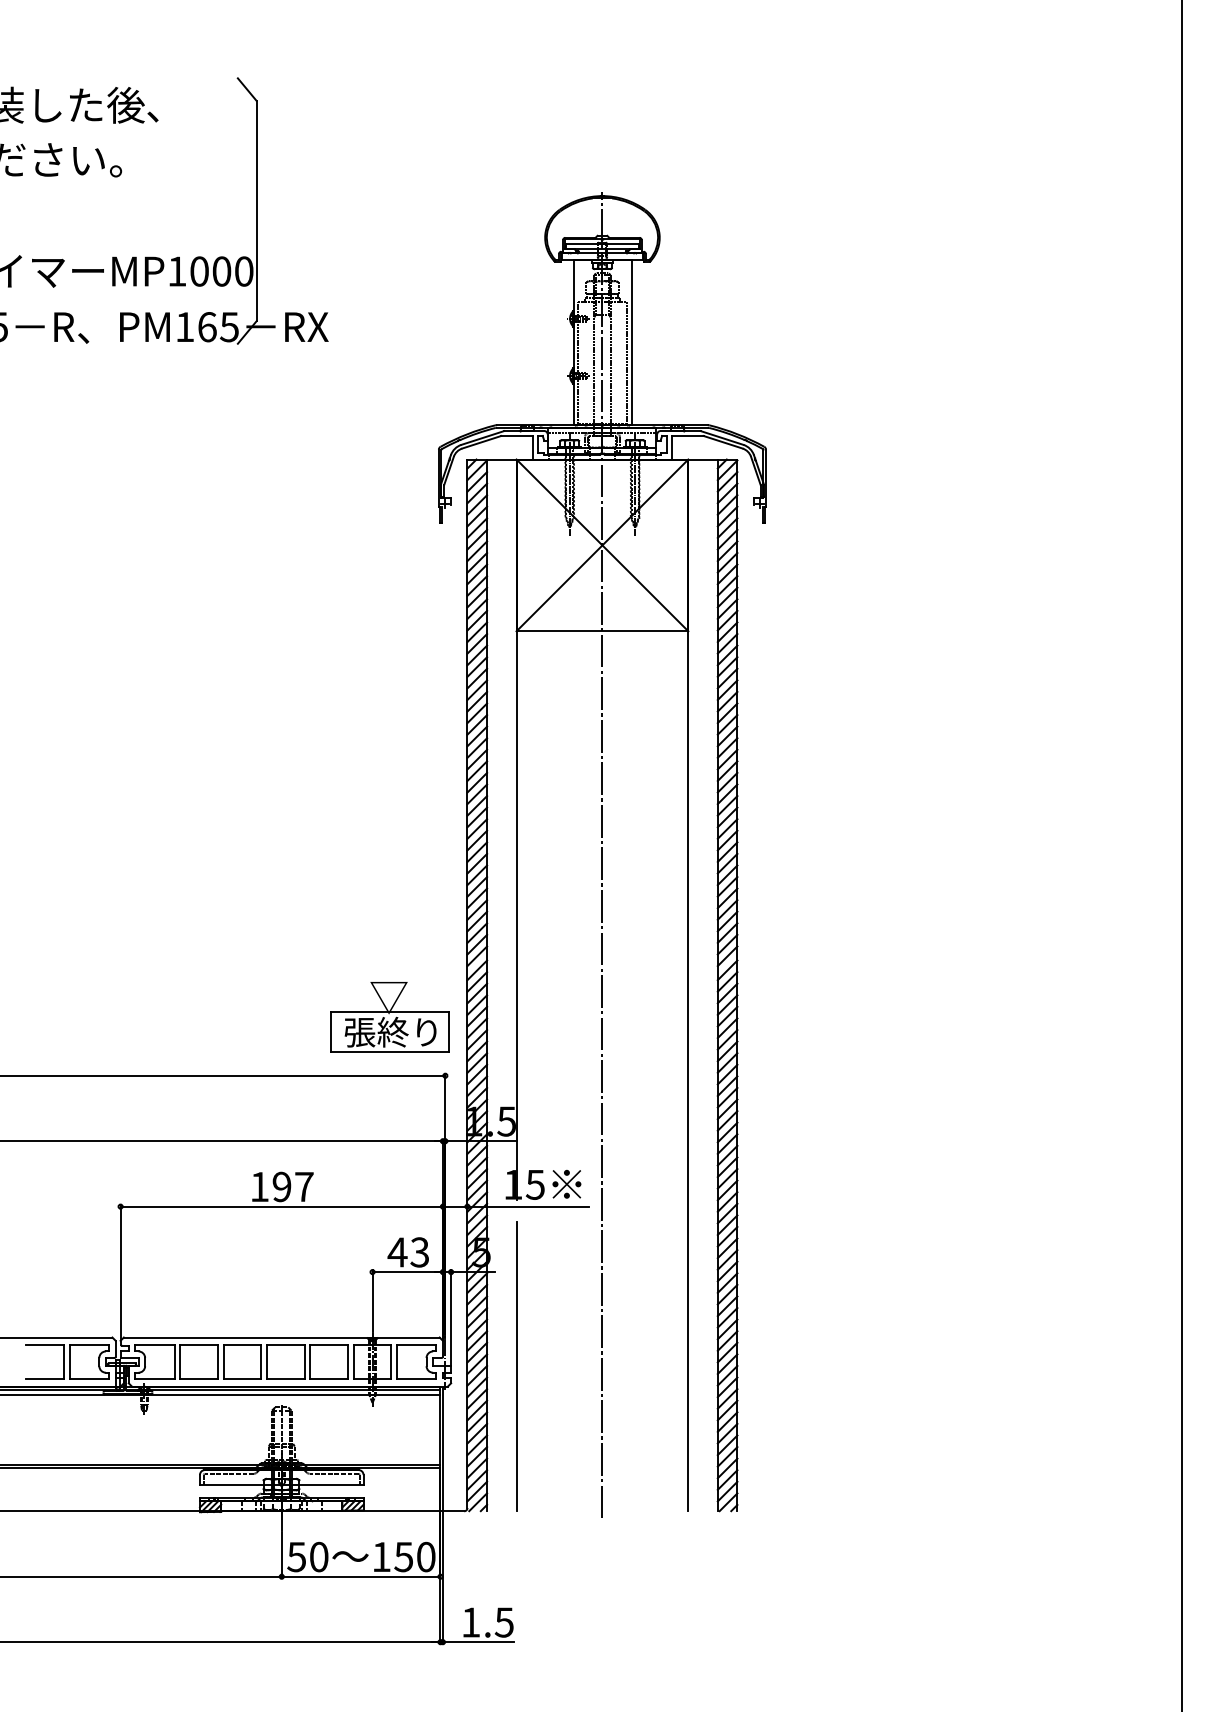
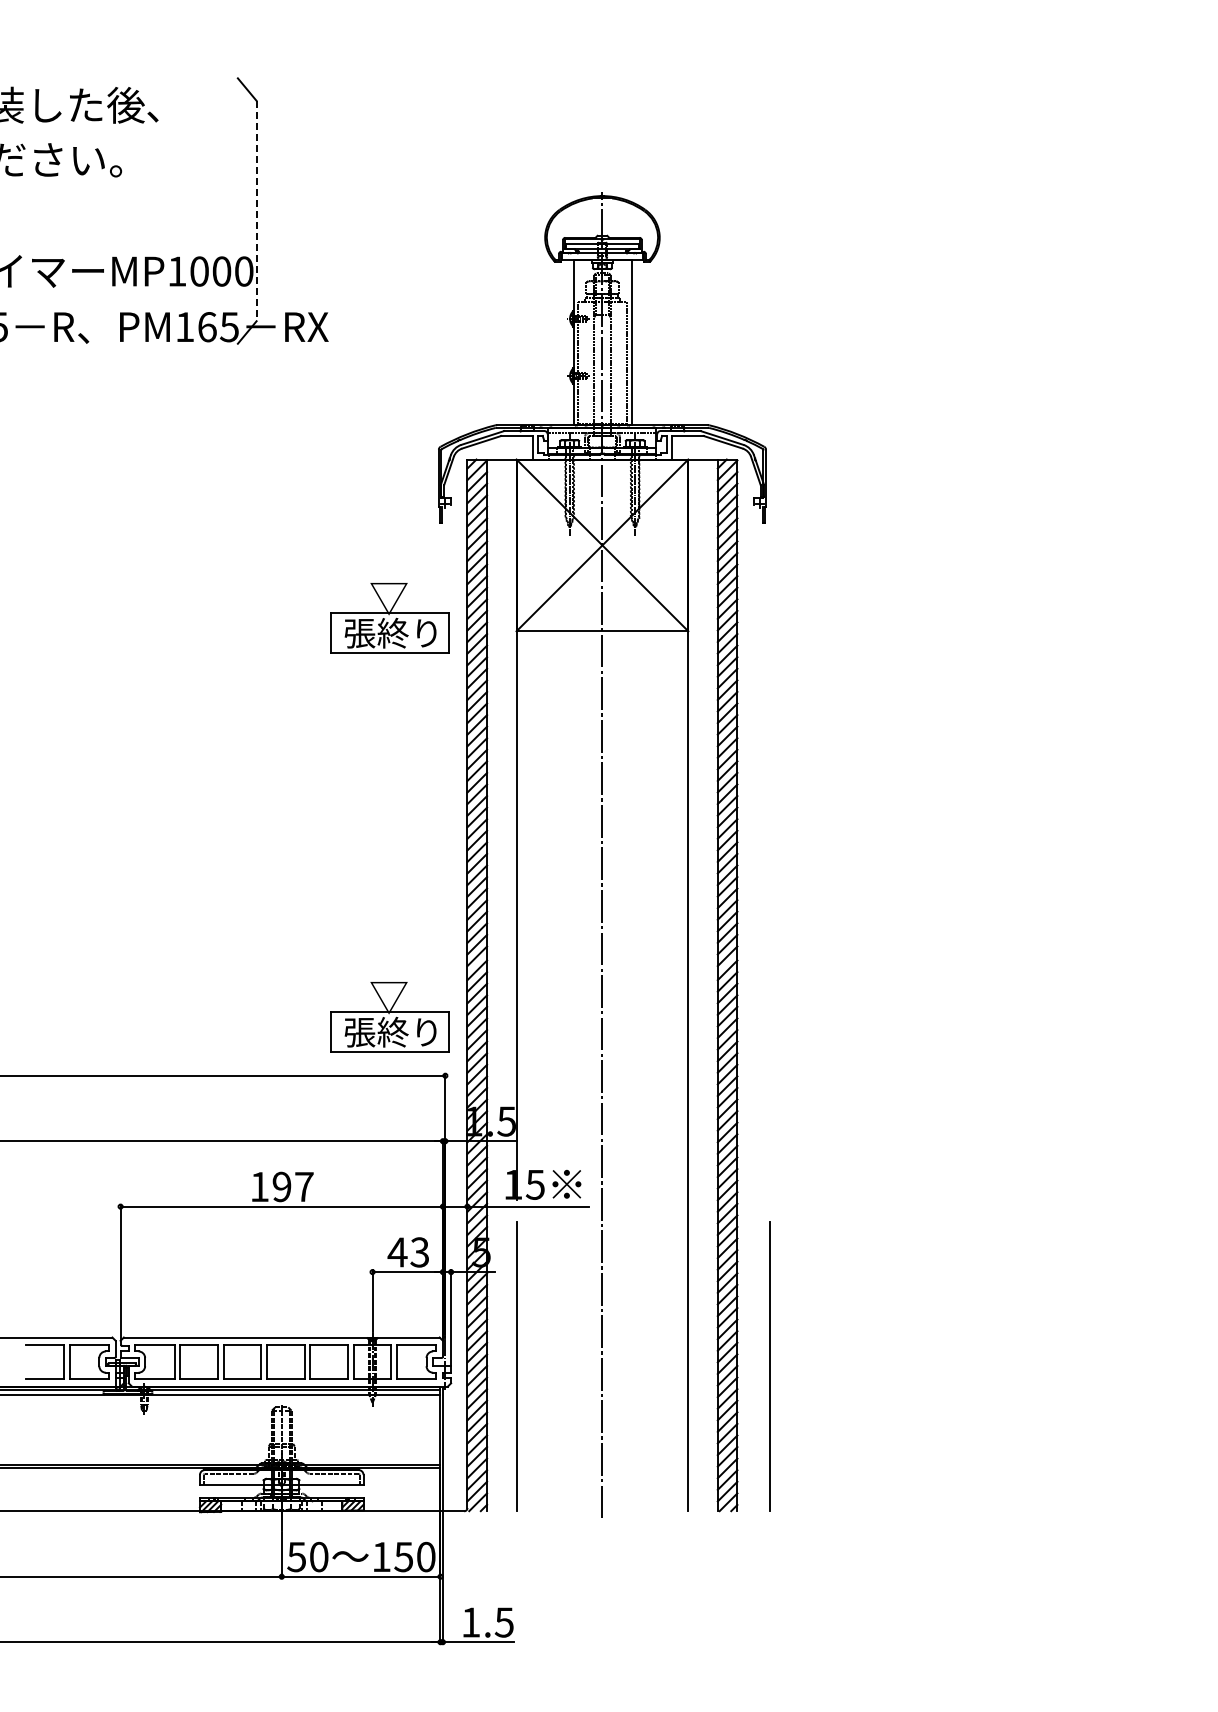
line: solid -> dashed (256, 211)
part: none -> present (389, 618)
line: present -> none (1181, 855)
line: none -> present (769, 1366)
